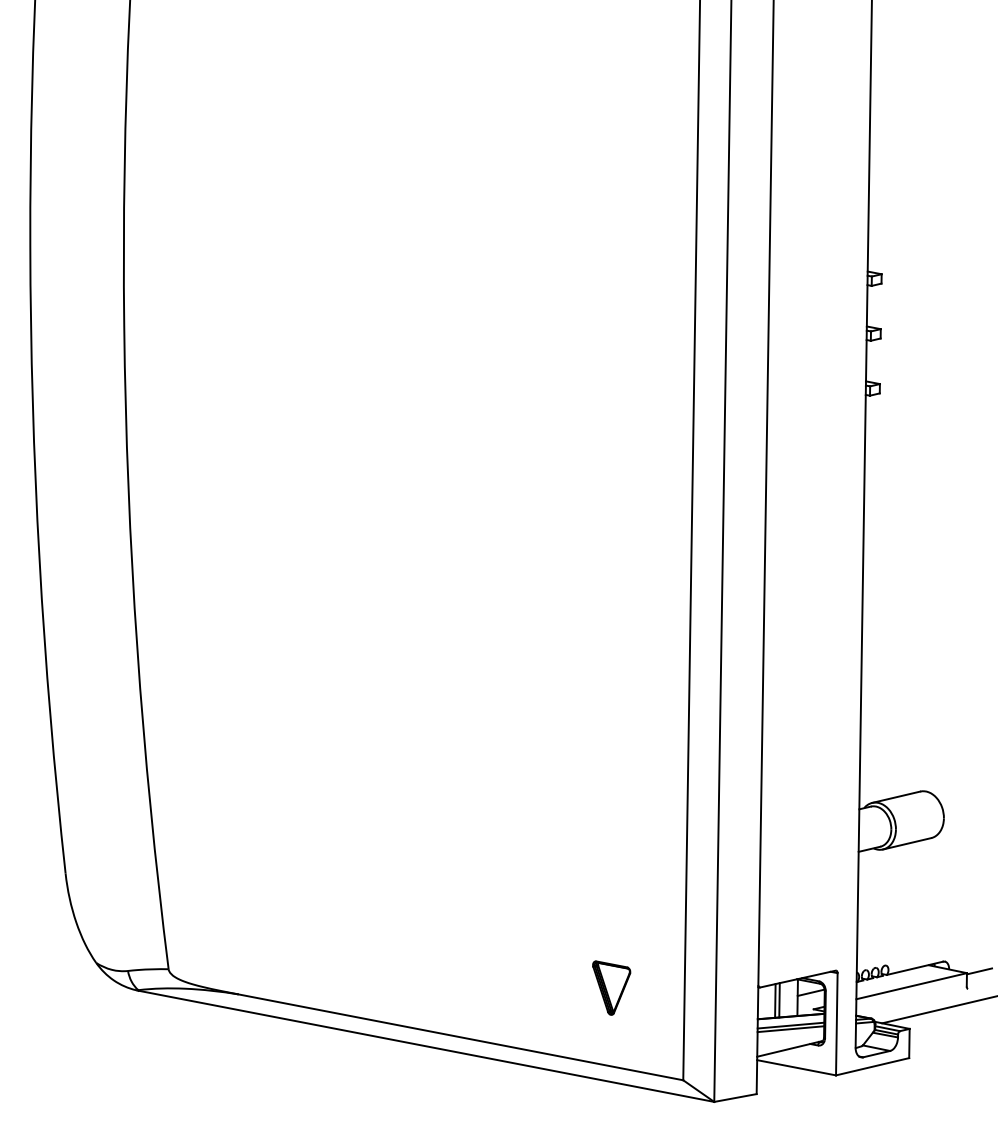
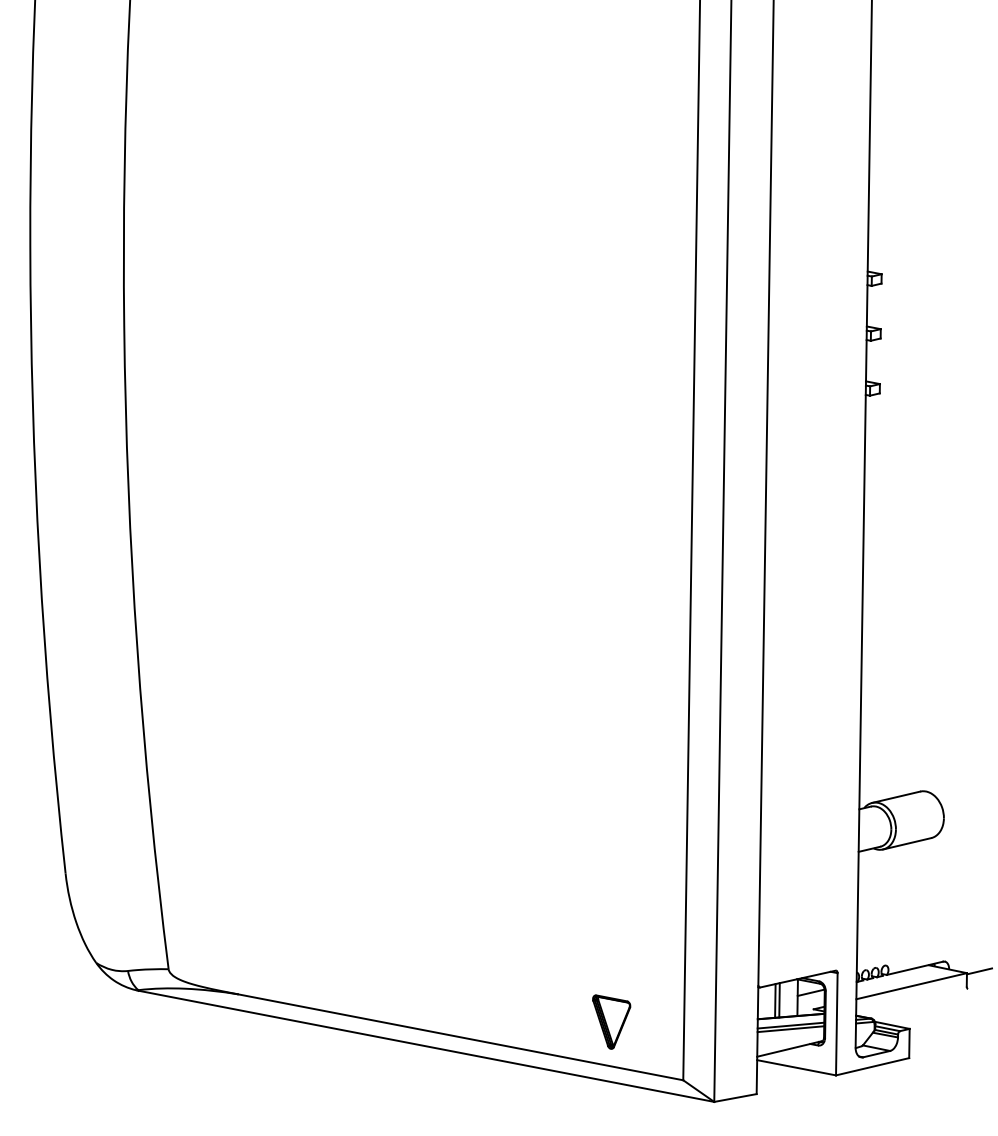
part position: (611, 987) -> (611, 1021) (611, 1021)
line: present -> none (938, 1009)
